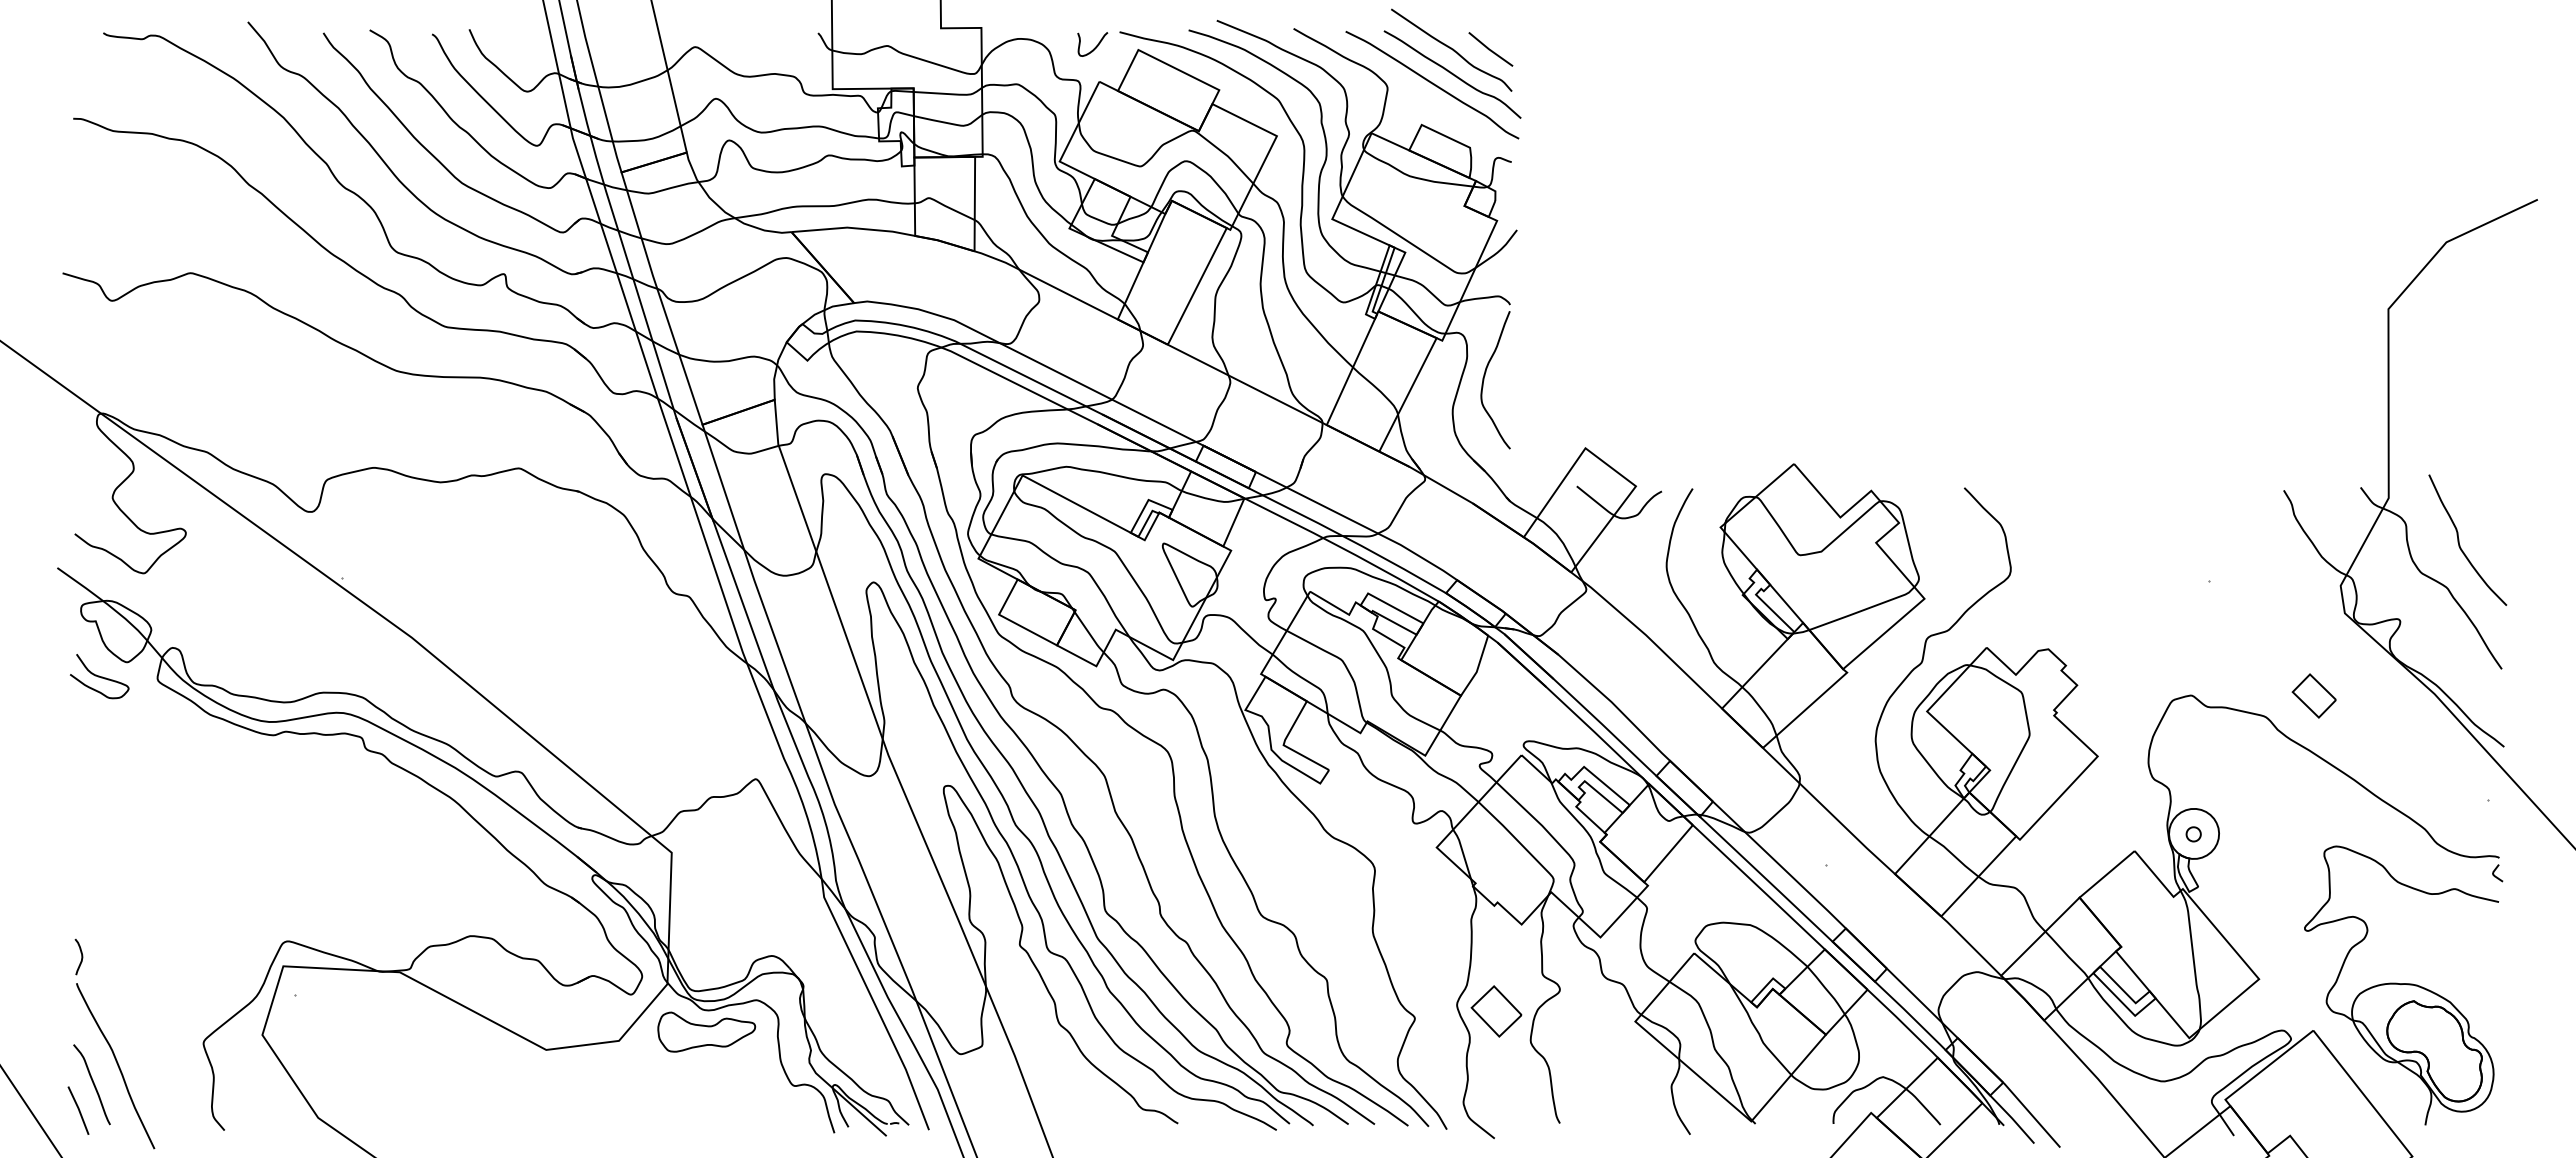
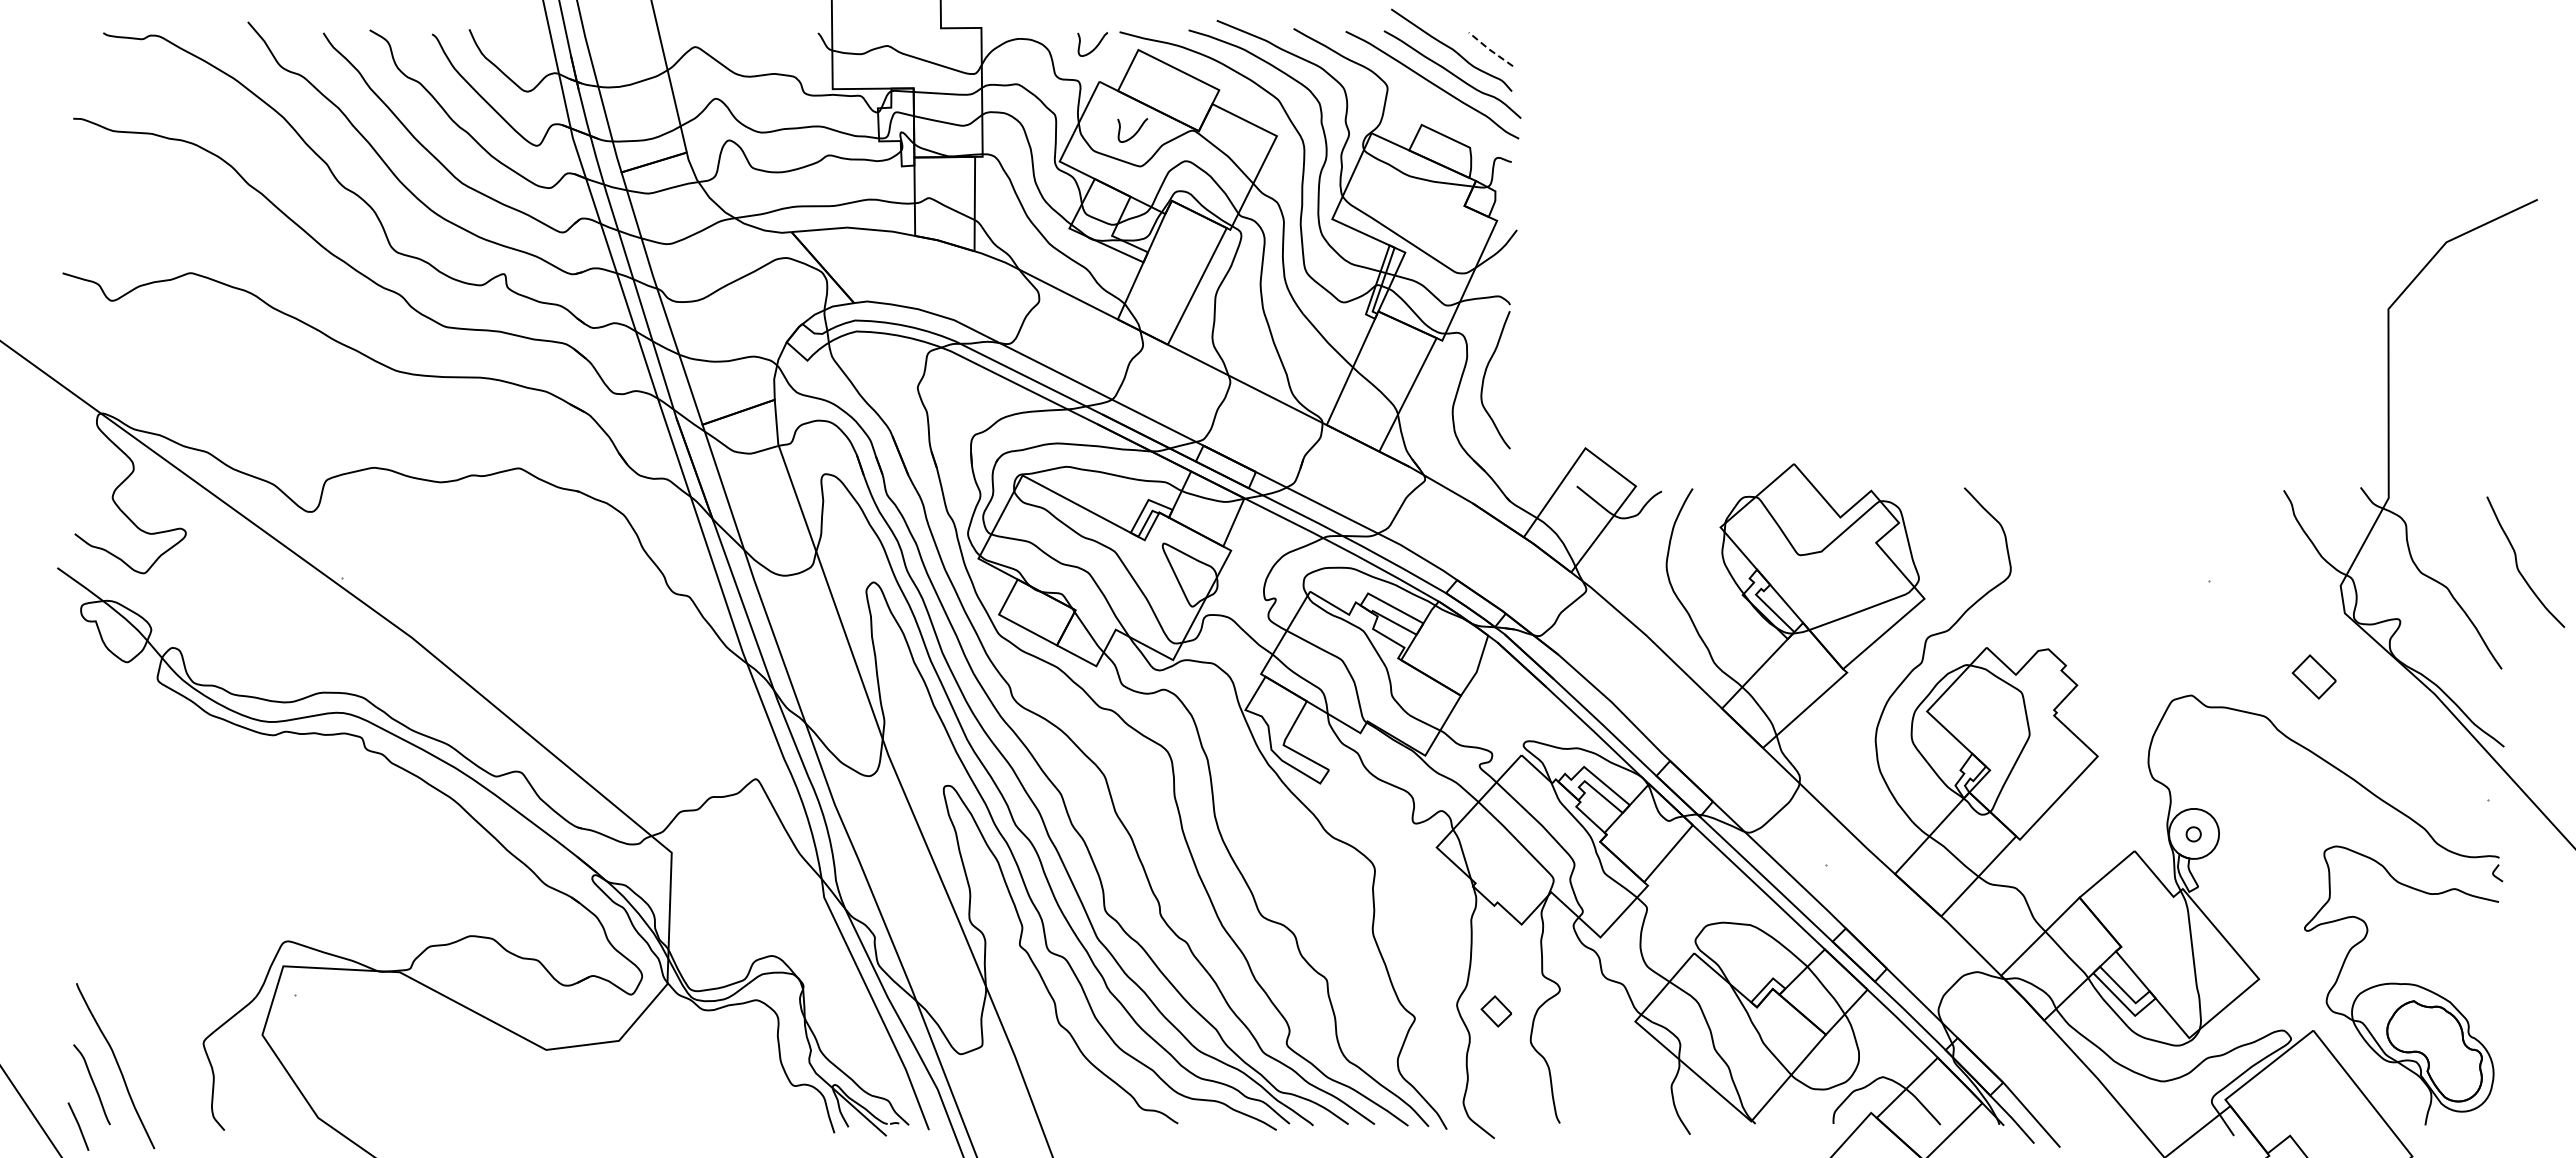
line: solid -> dashed (1489, 49)
curve: none -> present (1135, 132)
curve position: (2459, 539) -> (2517, 561) (2517, 561)
curve: present -> none (99, 676)
part position: (2313, 695) -> (2313, 676) (2313, 676)
curve: present -> none (81, 956)
part size: 53x53 px -> 32x33 px (1495, 1011)
part: present -> none (706, 1031)
line position: (78, 1110) -> (78, 1126) (78, 1126)
